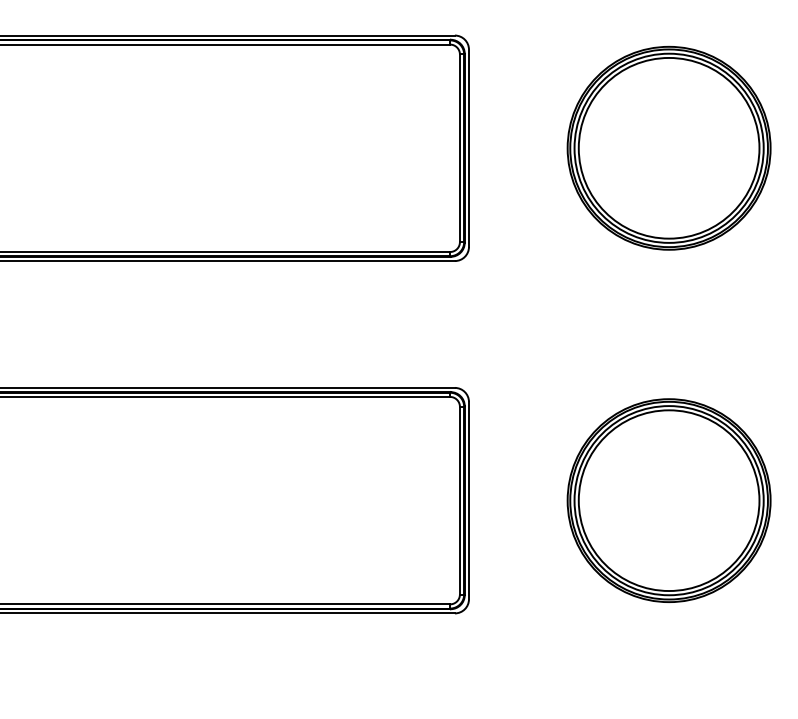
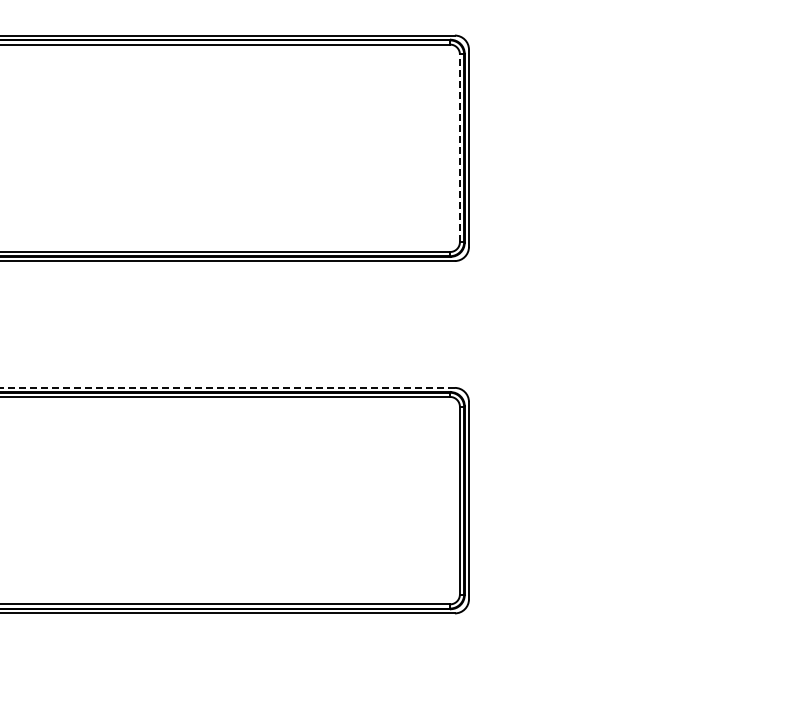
part: present -> none (668, 147)
line: solid -> dashed (459, 148)
line: solid -> dashed (227, 387)
part: present -> none (668, 500)
